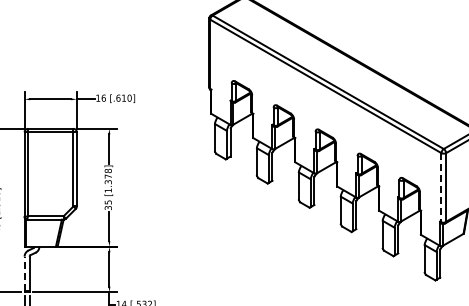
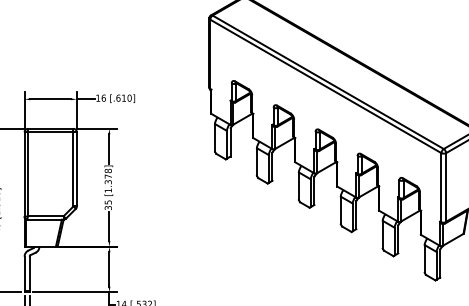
line: dashed -> solid (441, 187)
line: dashed -> solid (24, 273)
